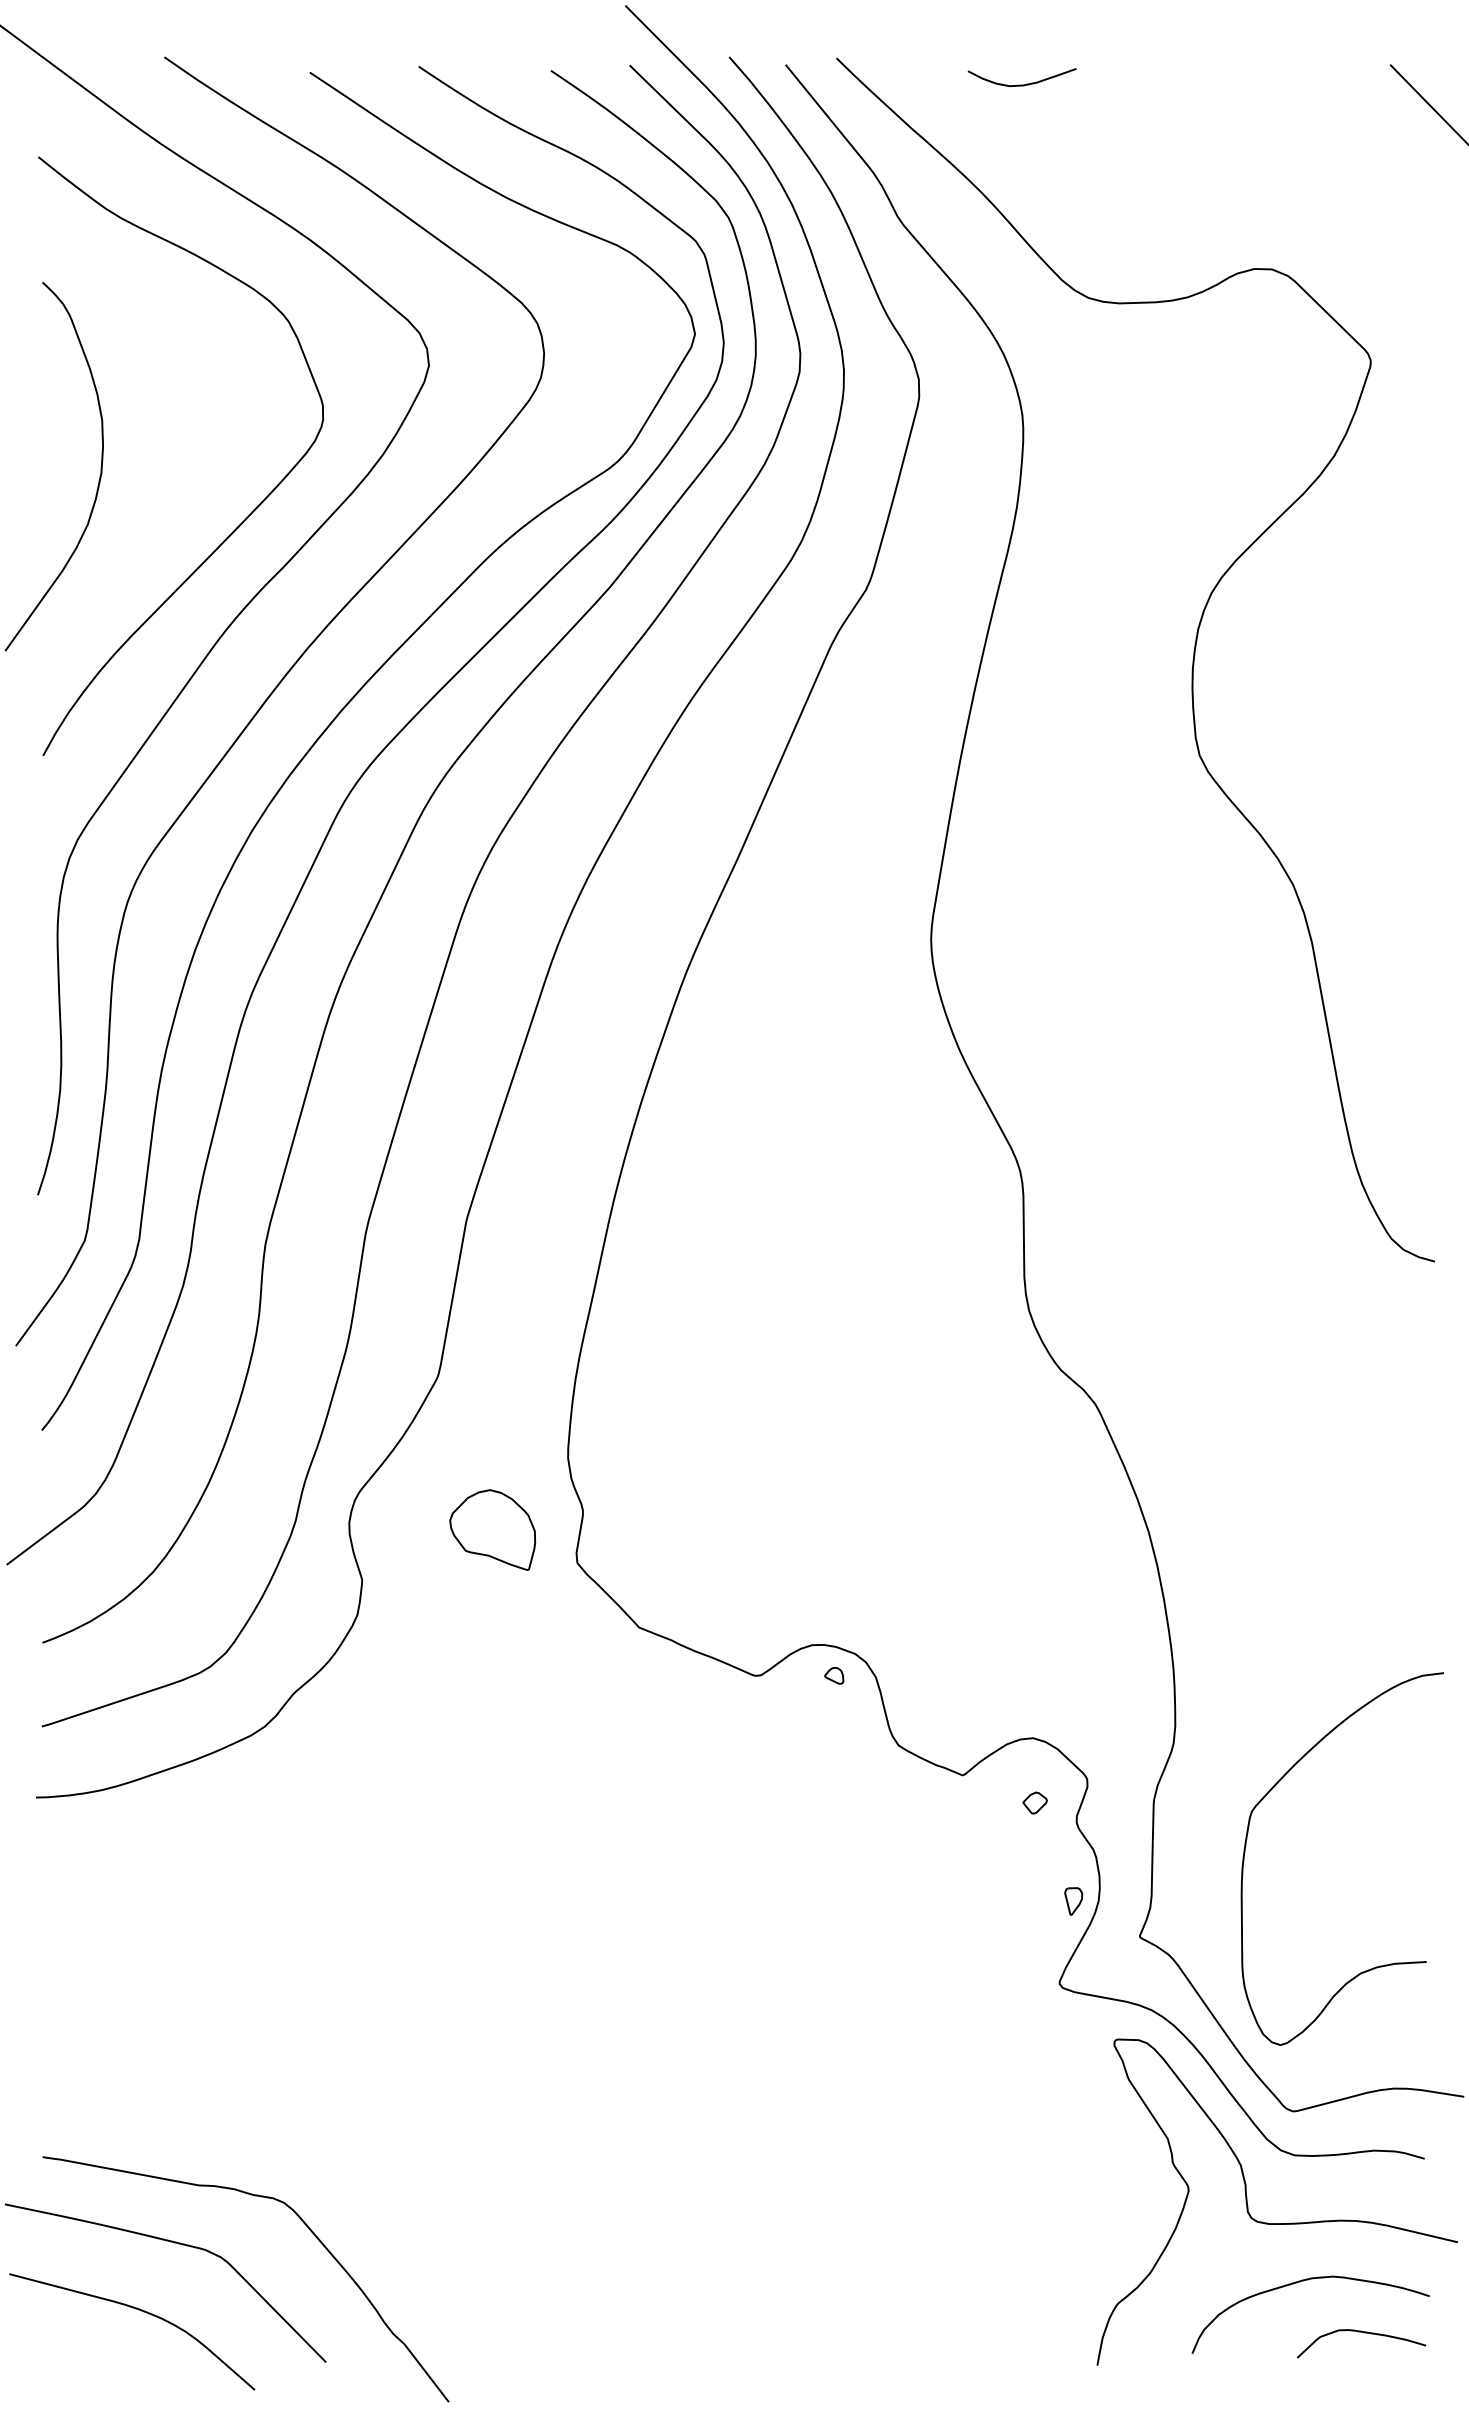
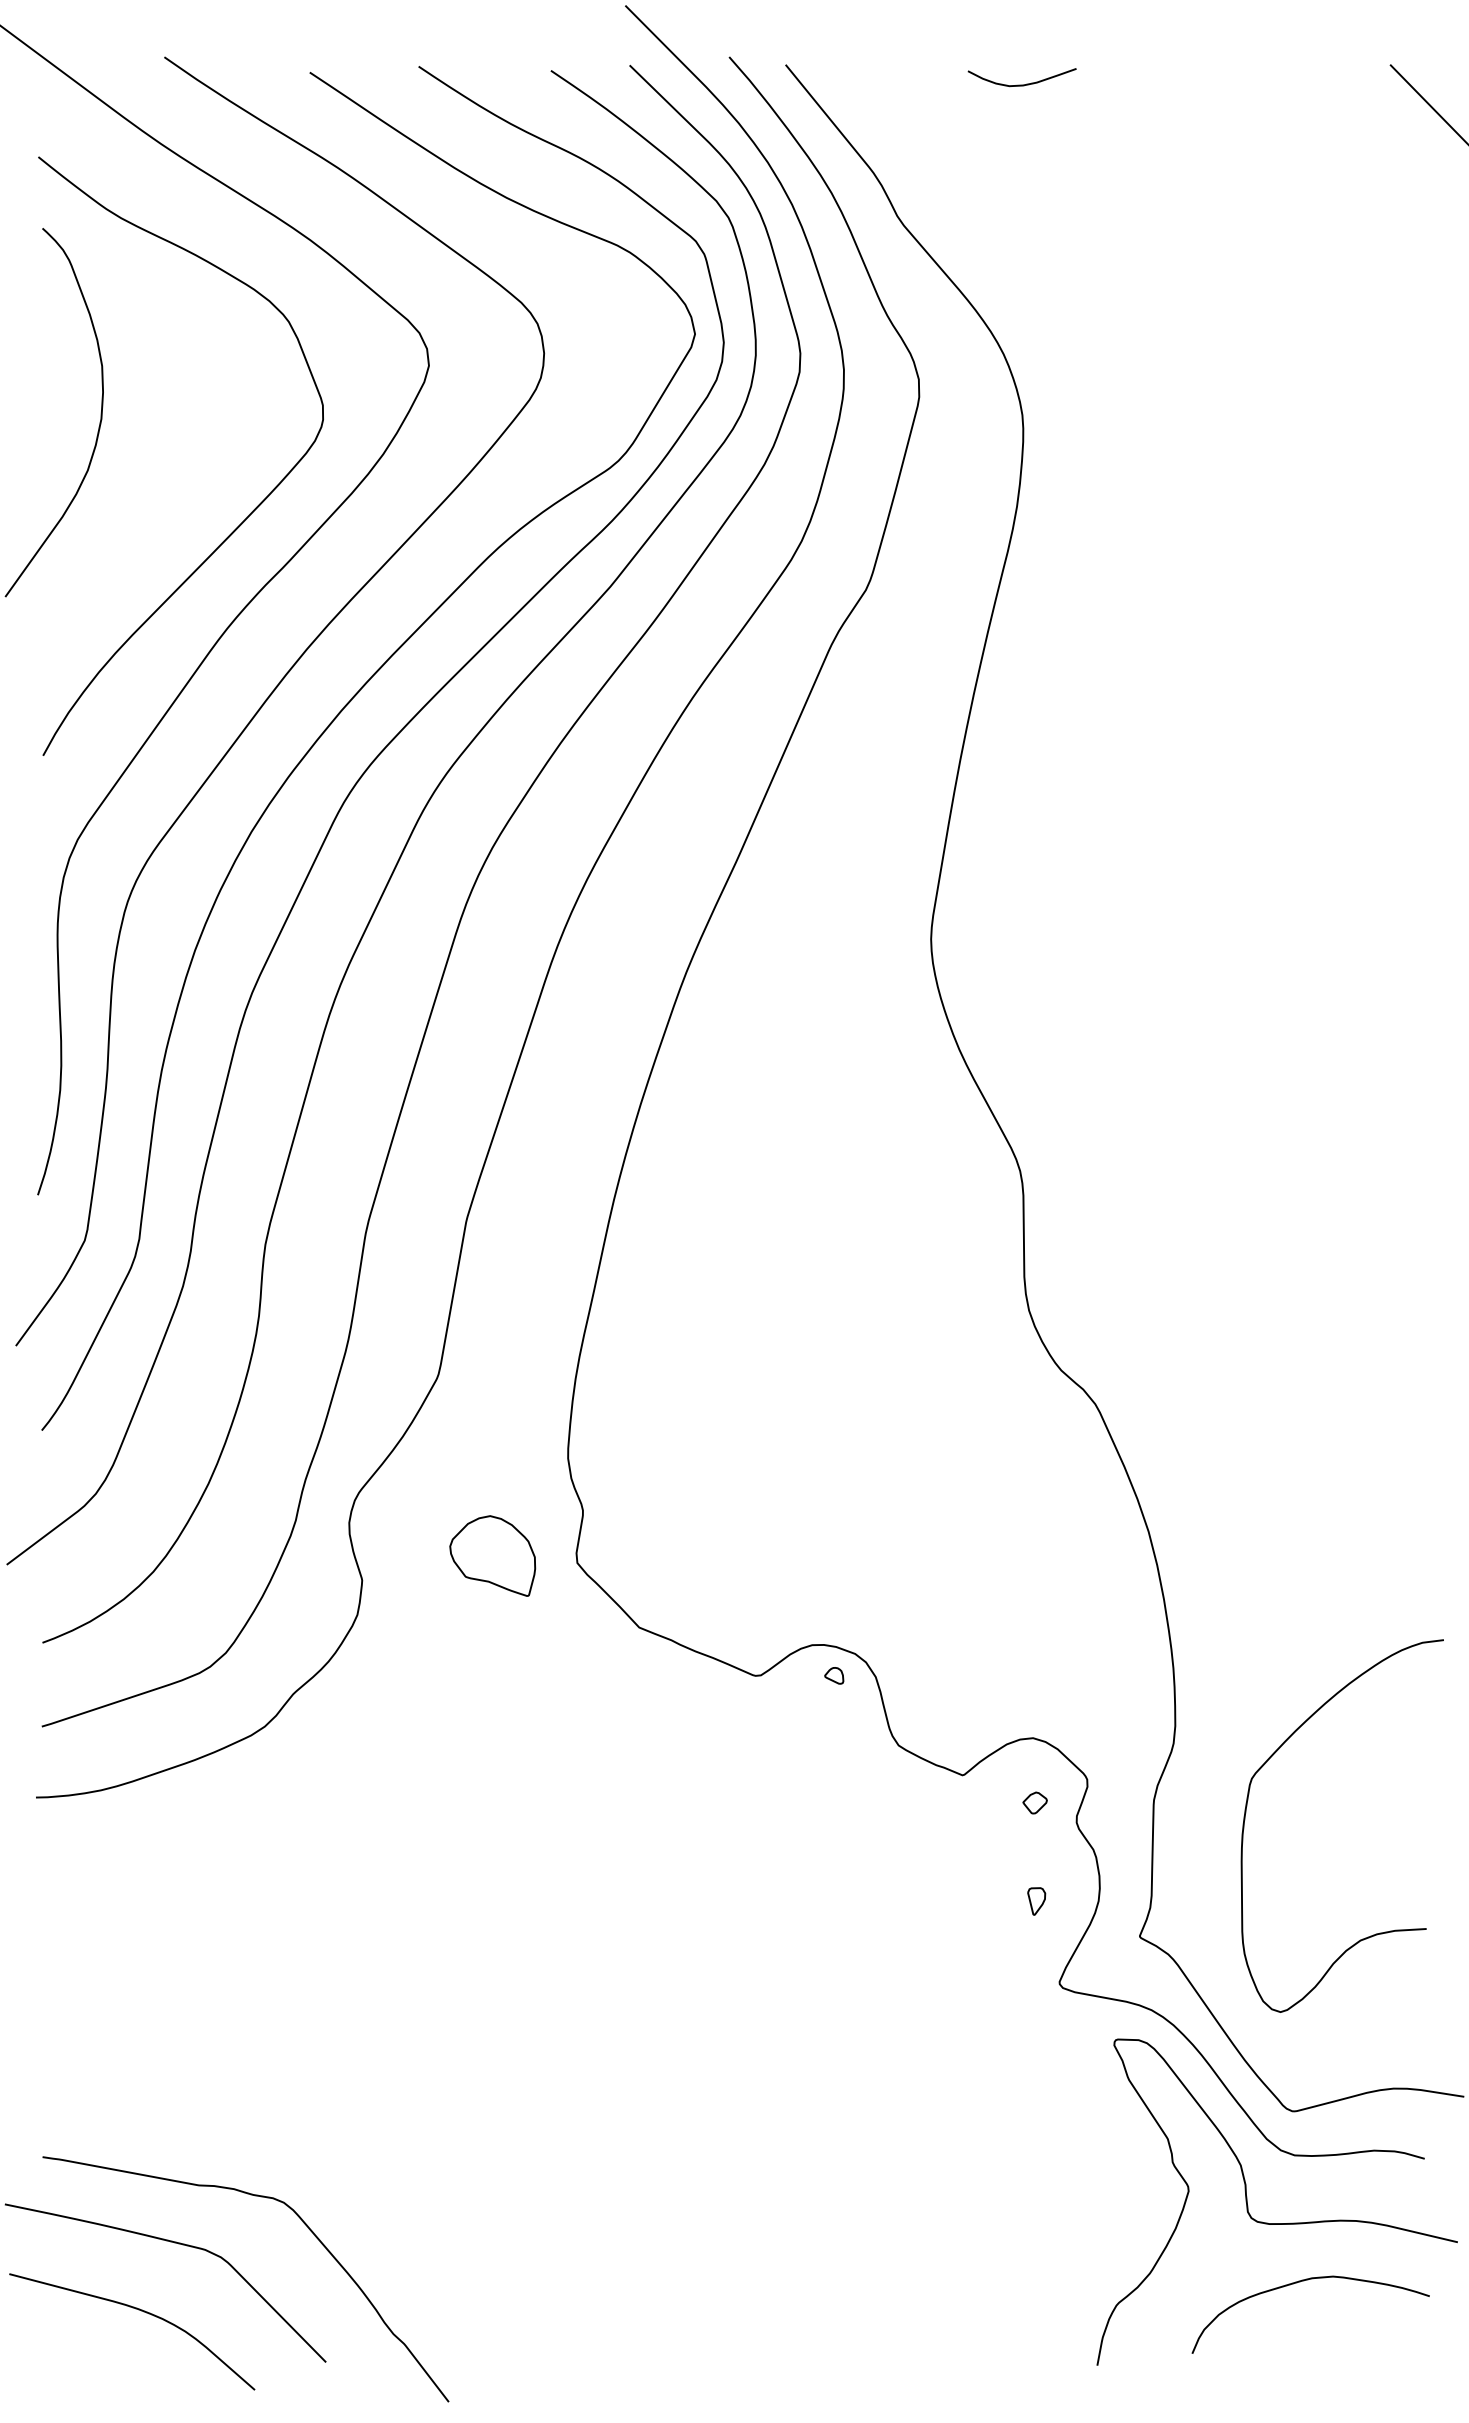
curve position: (100, 467) -> (100, 413) (100, 413)
curve: present -> none (1191, 669)
part position: (492, 1529) -> (492, 1555) (492, 1555)
curve position: (1246, 1846) -> (1246, 1813) (1246, 1813)
part position: (1073, 1901) -> (1036, 1901) (1036, 1901)
curve: present -> none (1364, 2333)
